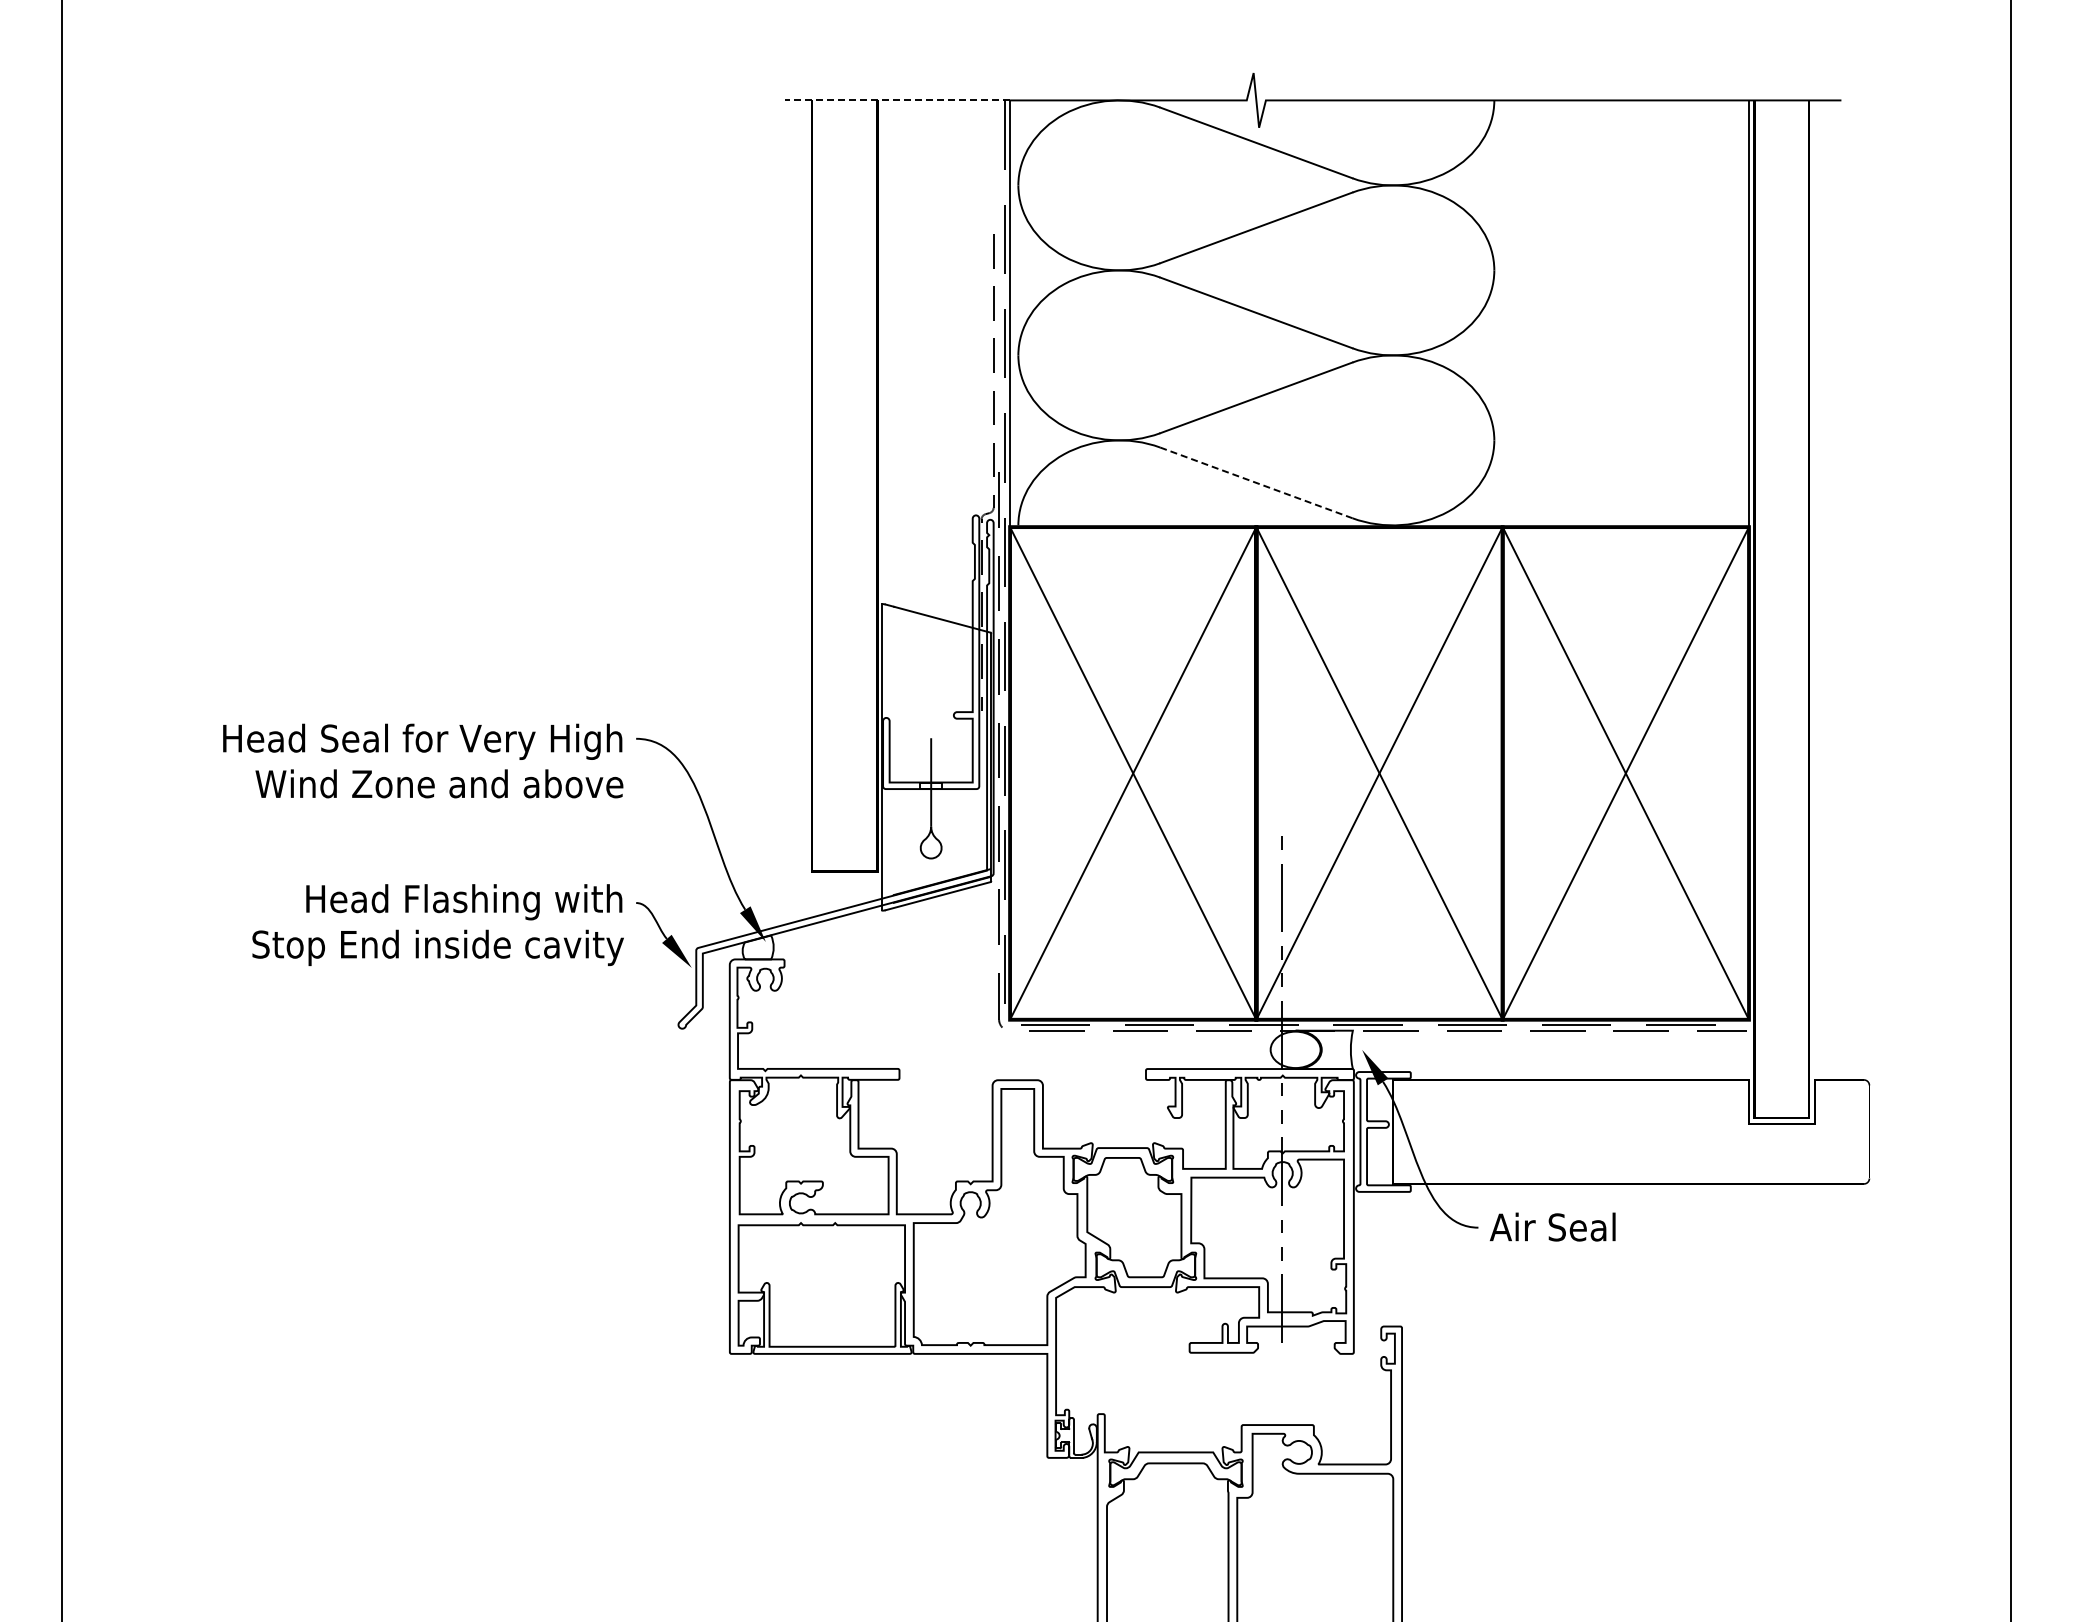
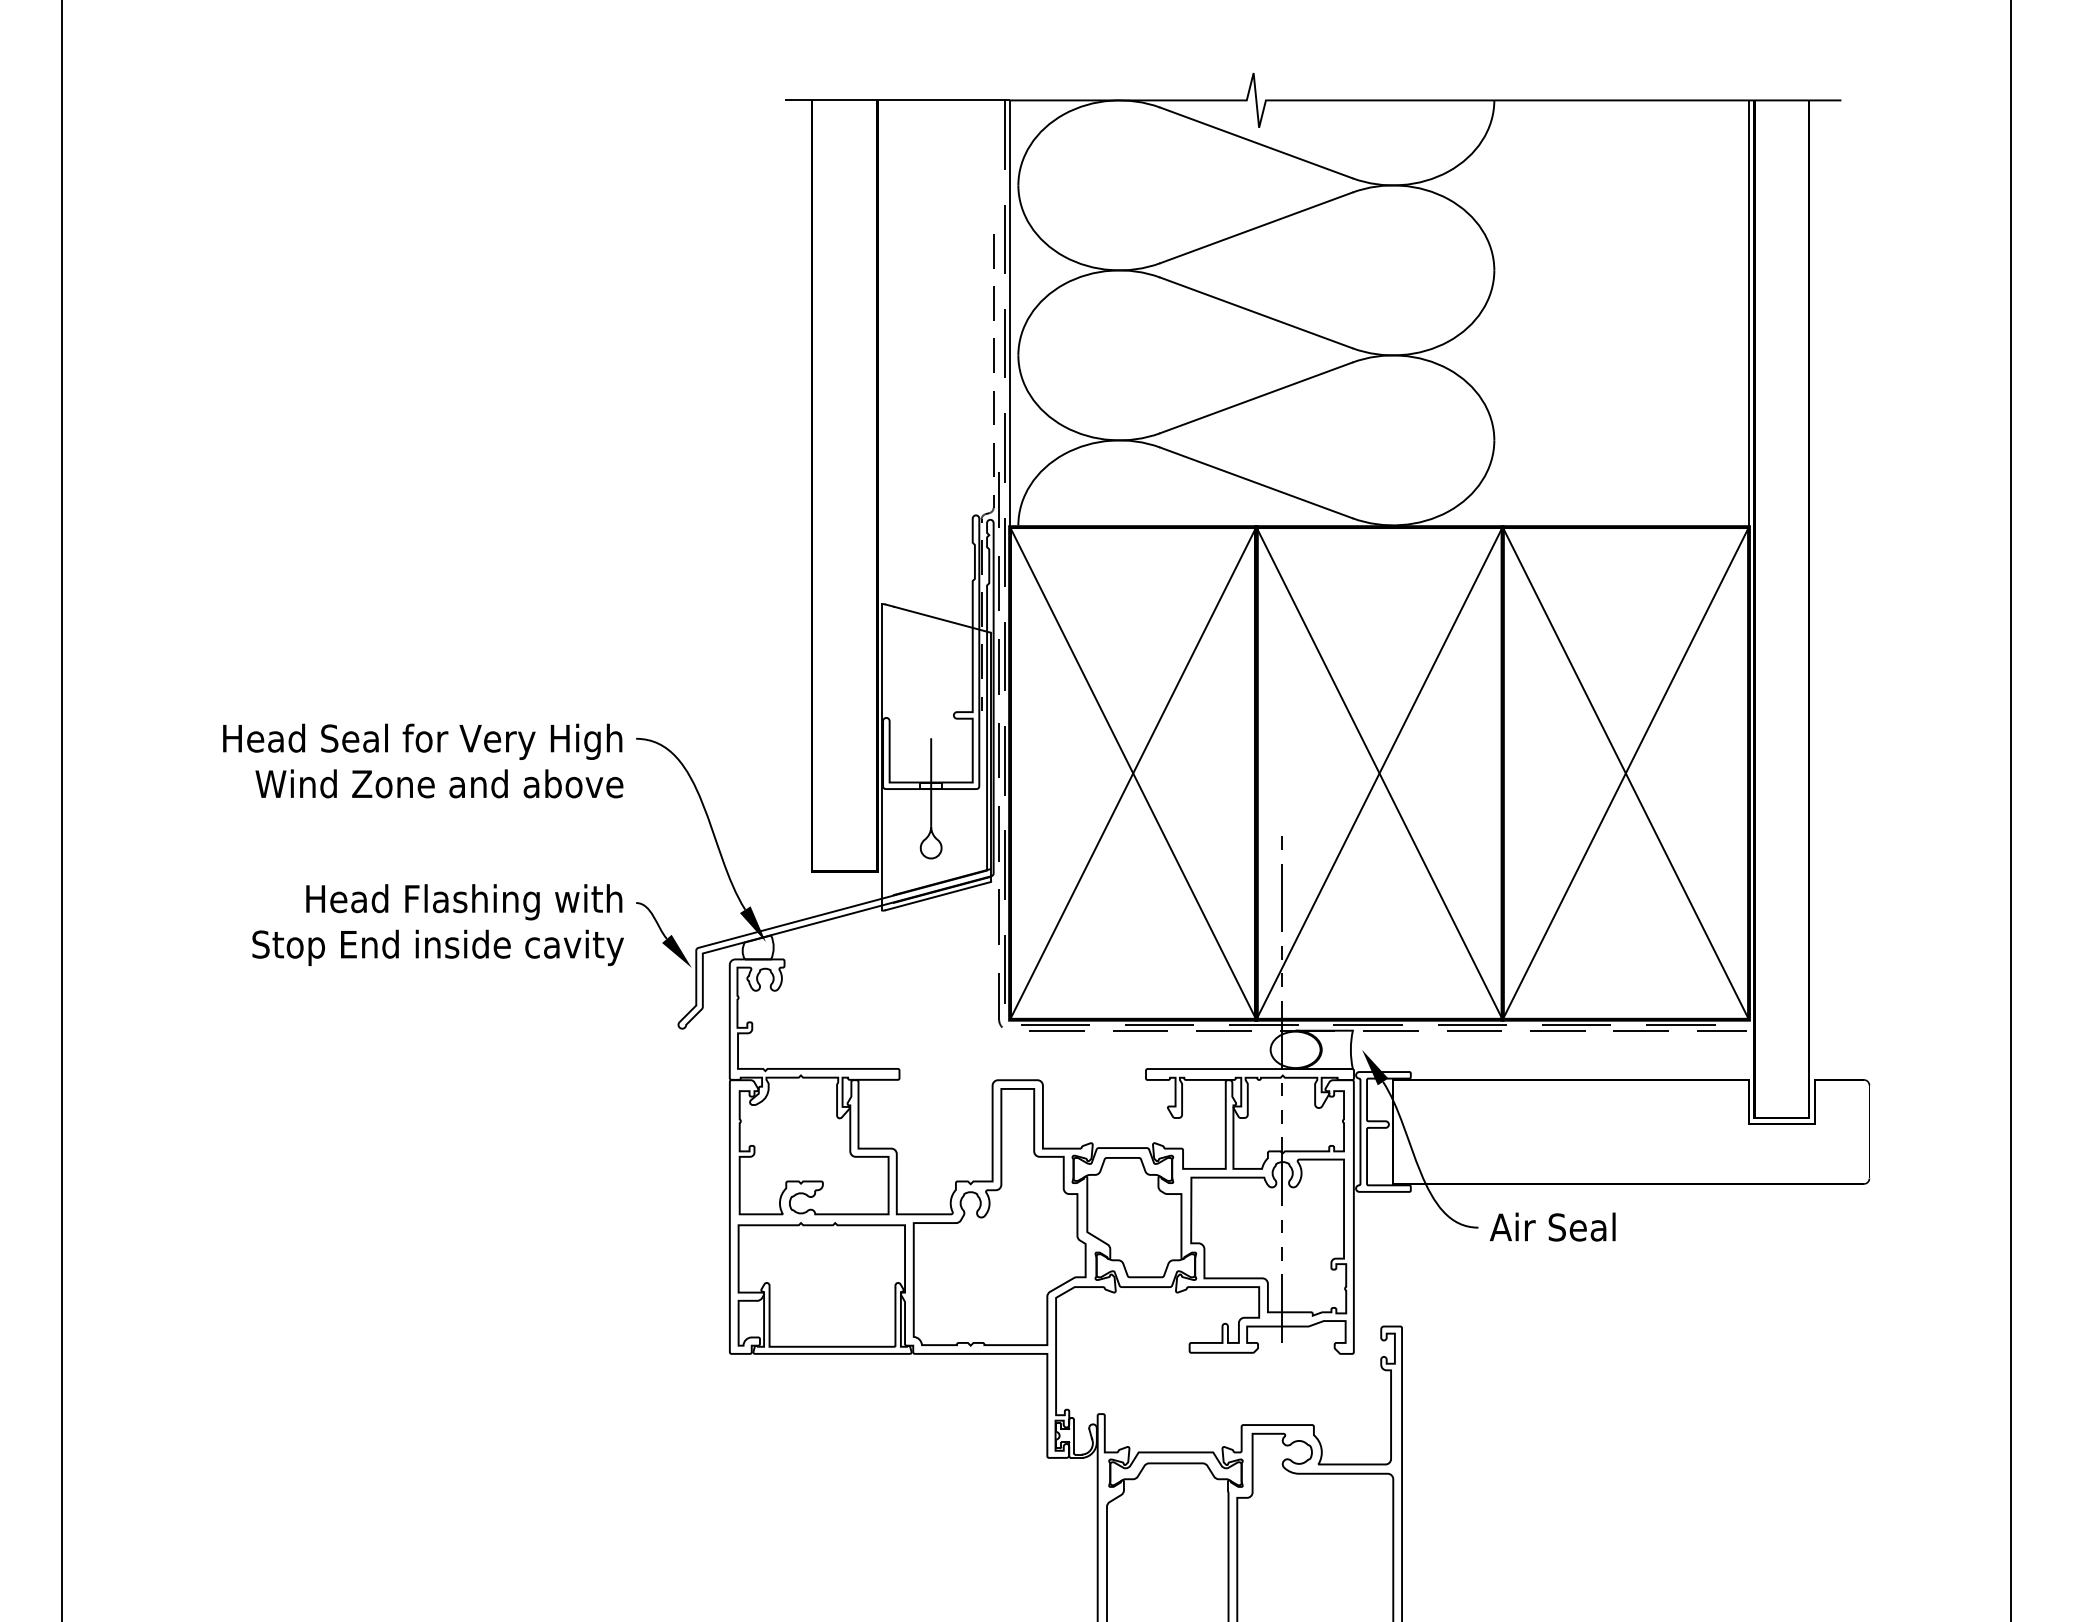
line: dashed -> solid (897, 100)
line: dashed -> solid (1256, 483)
